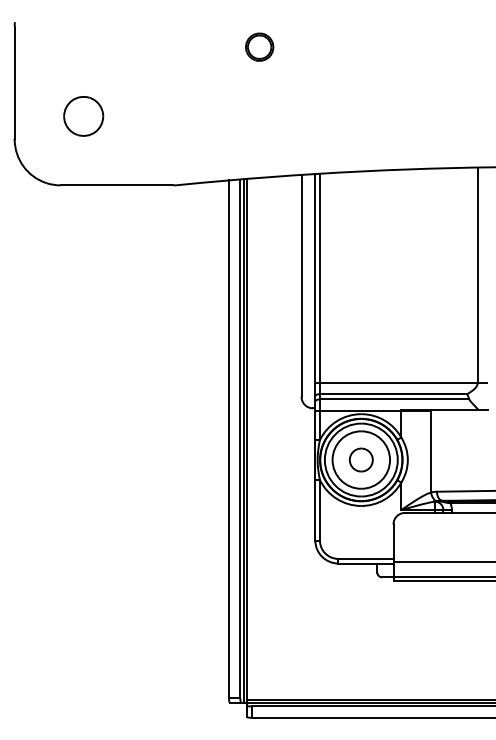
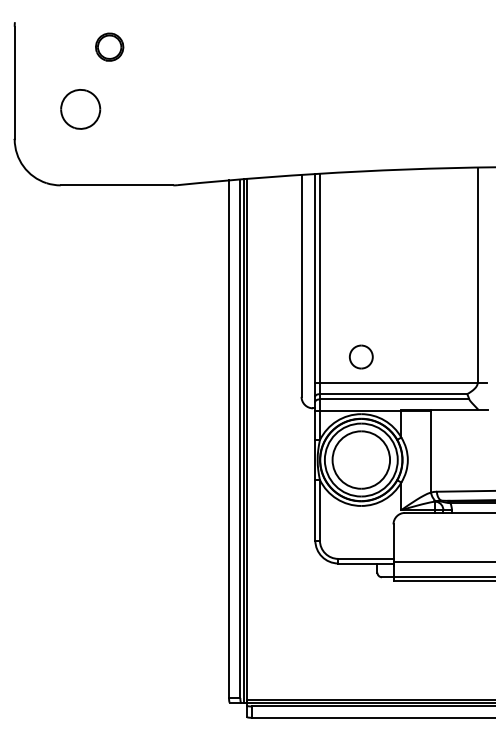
part position: (259, 46) -> (109, 46) (109, 46)
part position: (83, 116) -> (80, 109) (80, 109)
part position: (361, 459) -> (361, 356) (361, 356)
